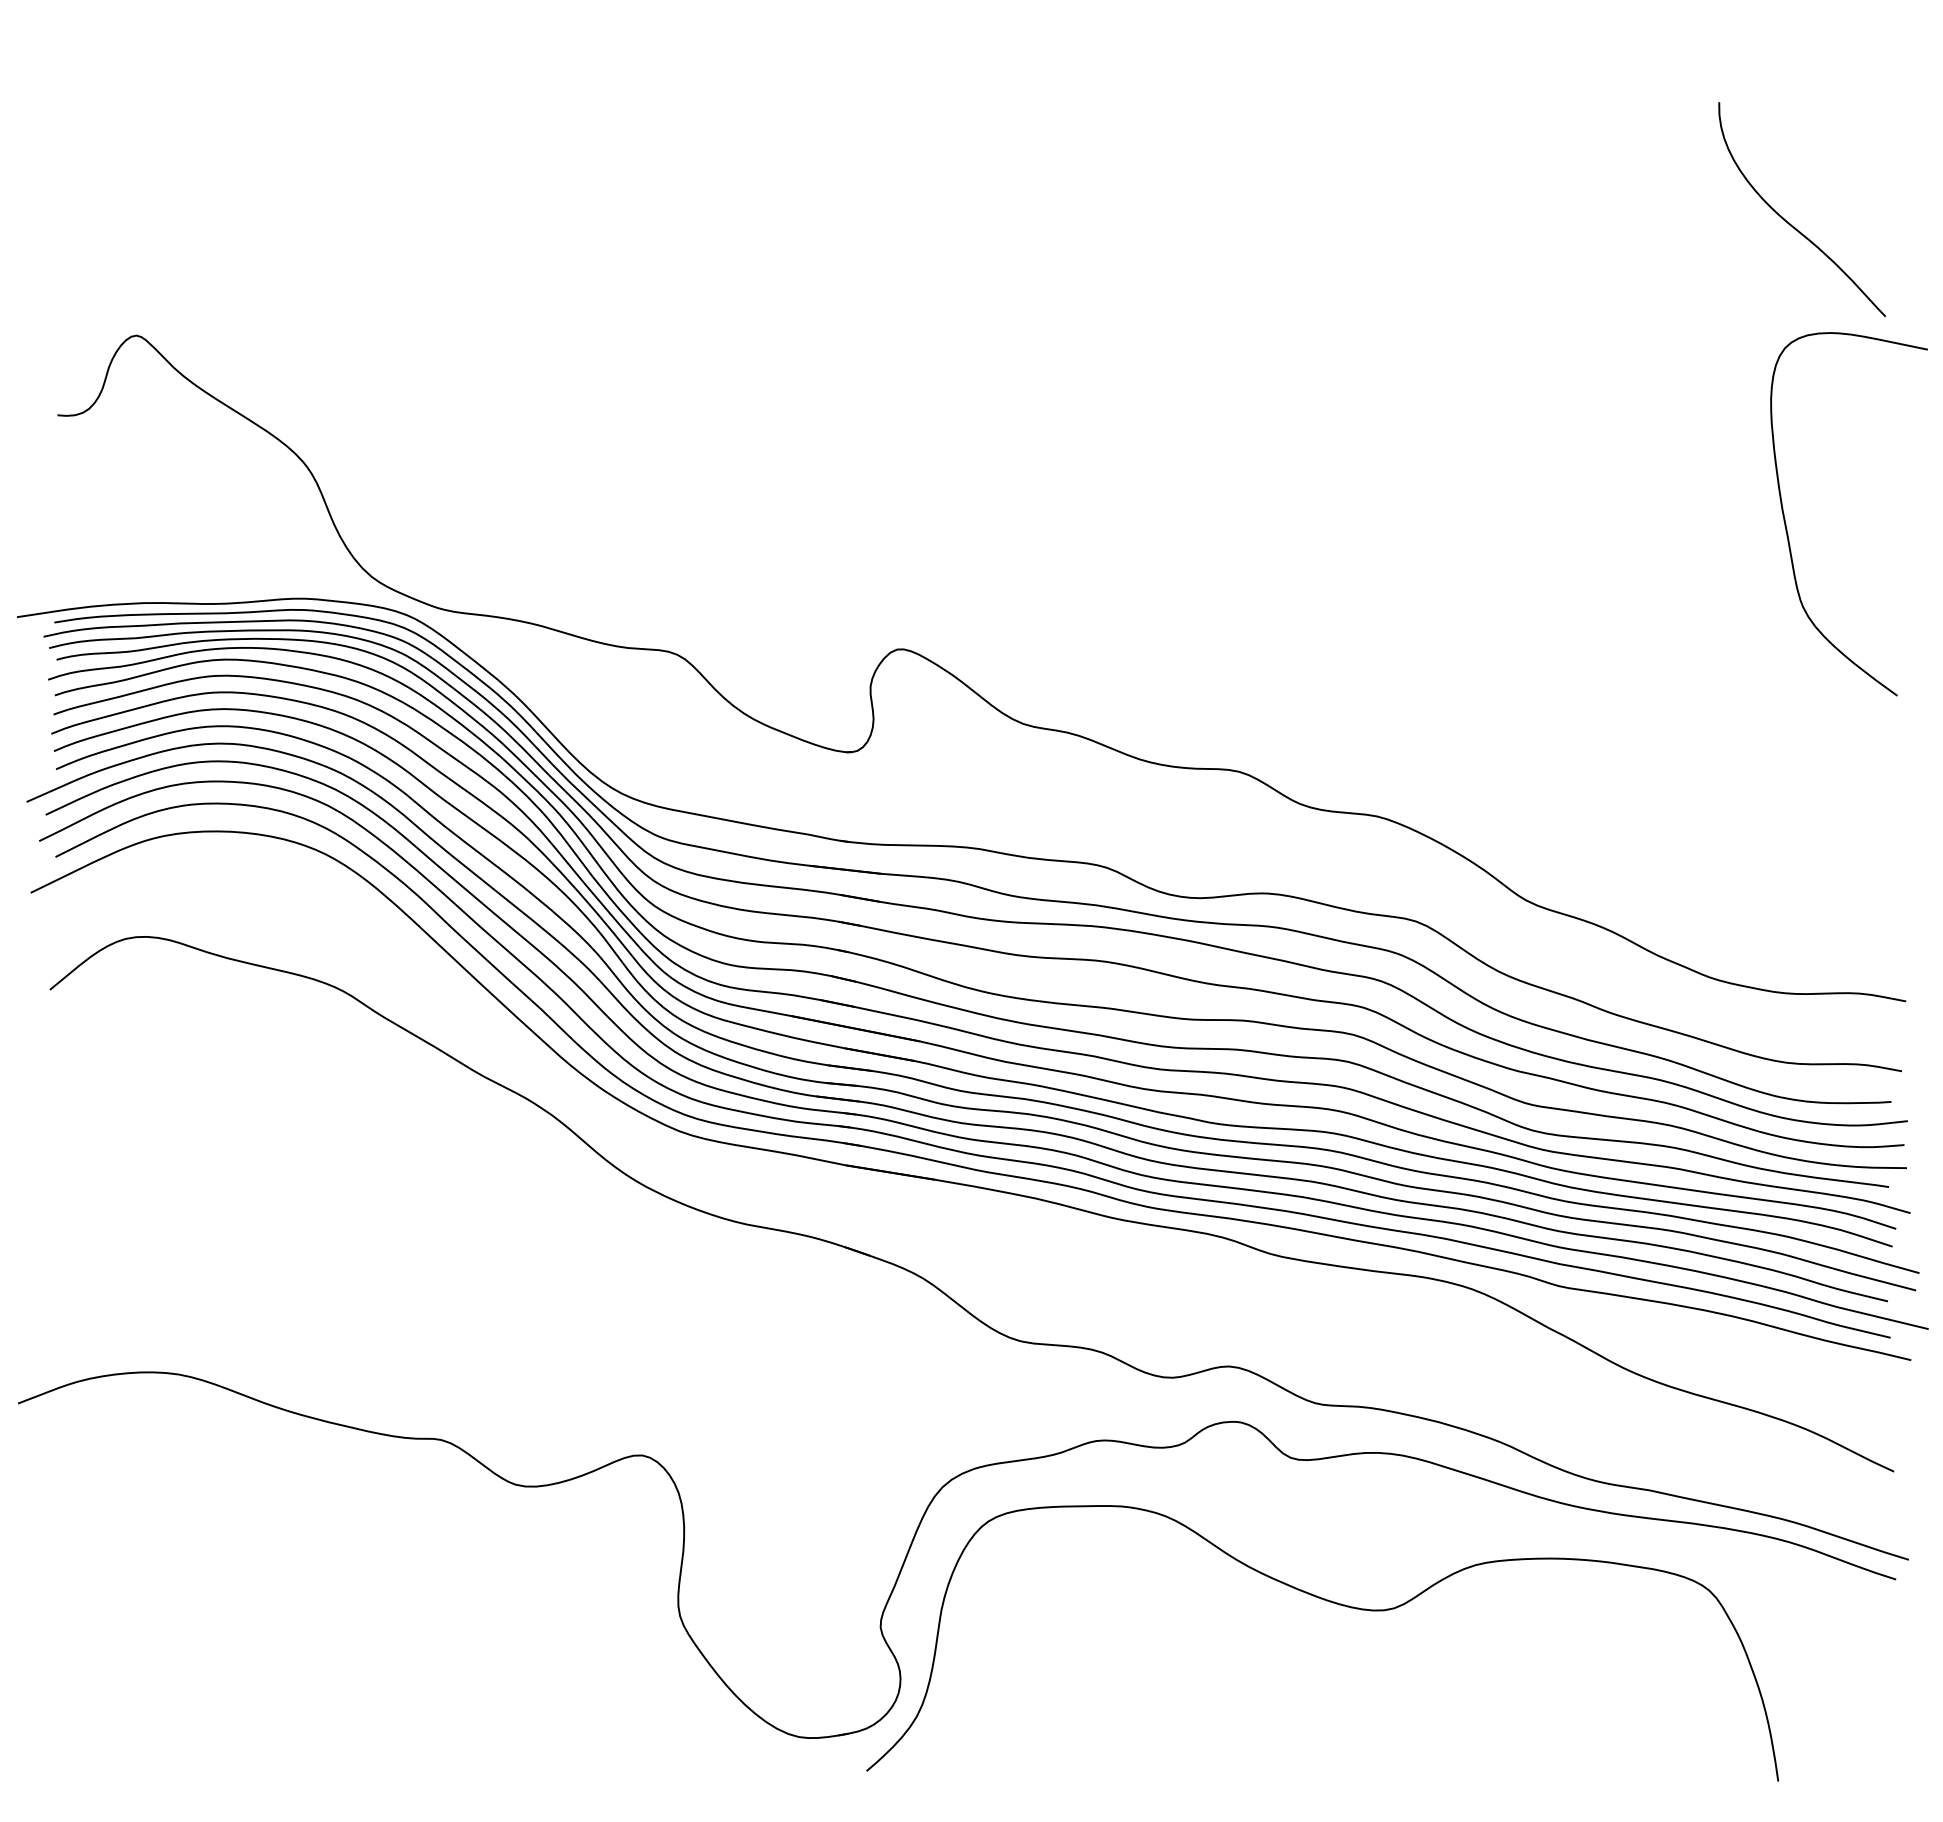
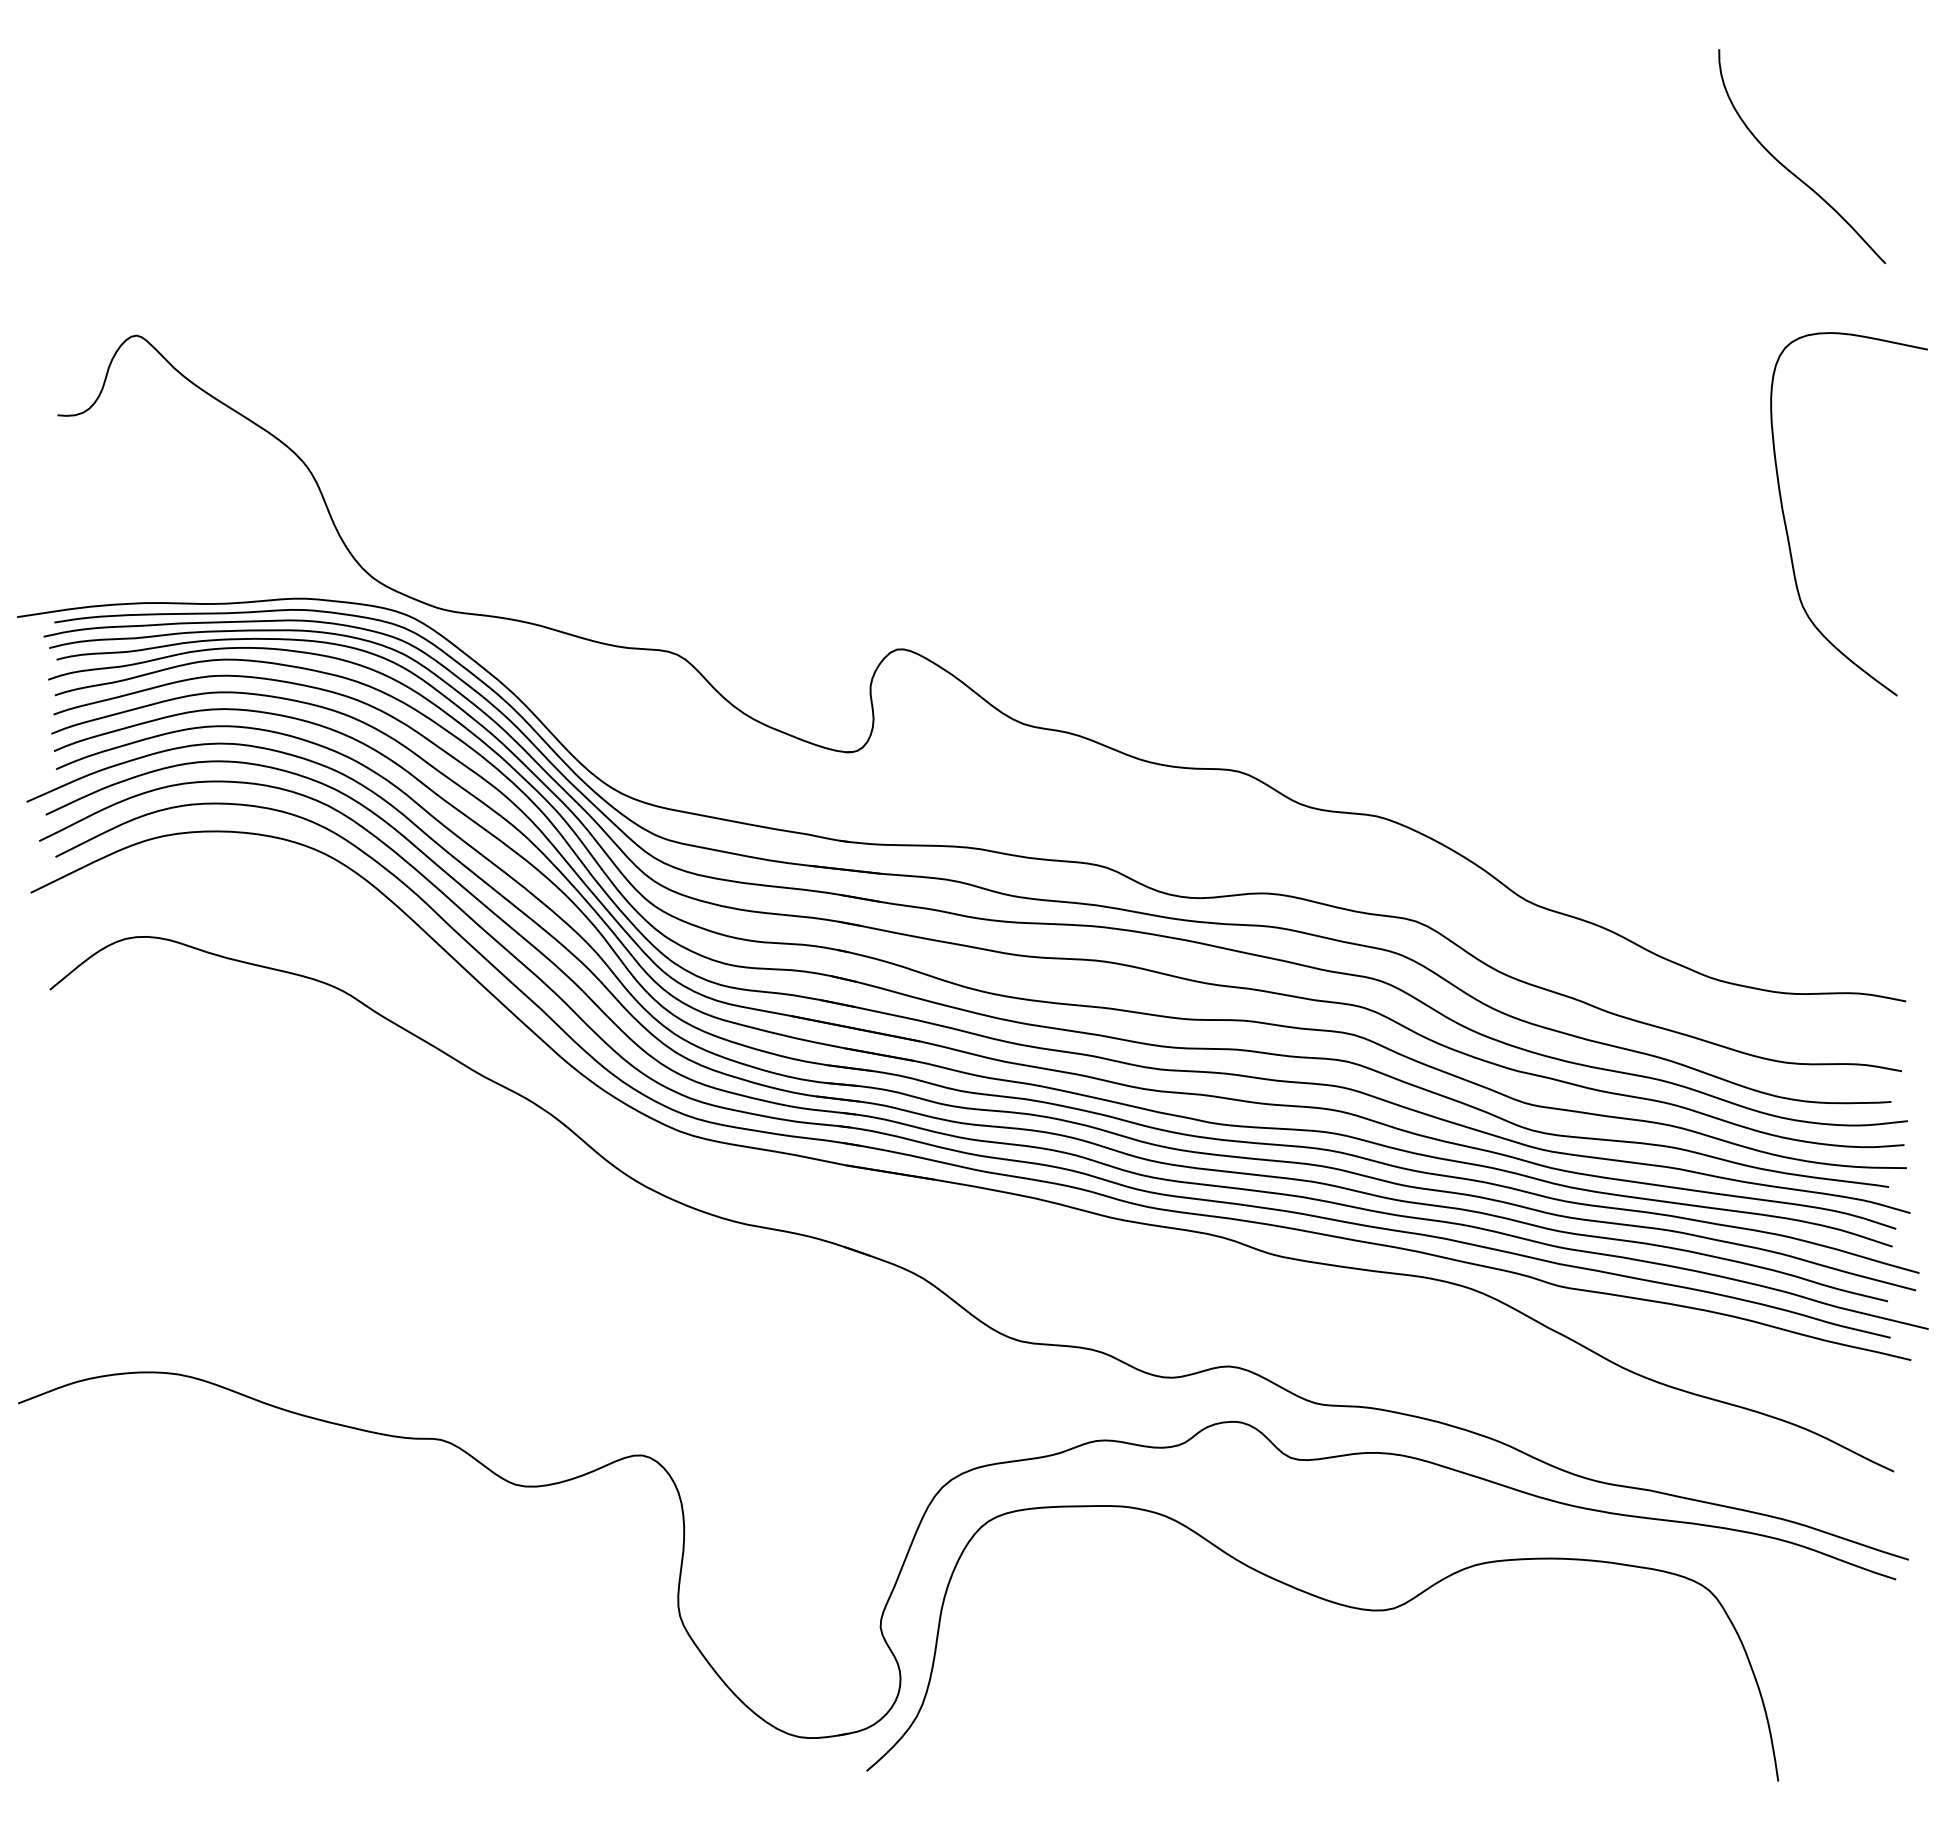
curve position: (1789, 222) -> (1789, 169) (1789, 169)
